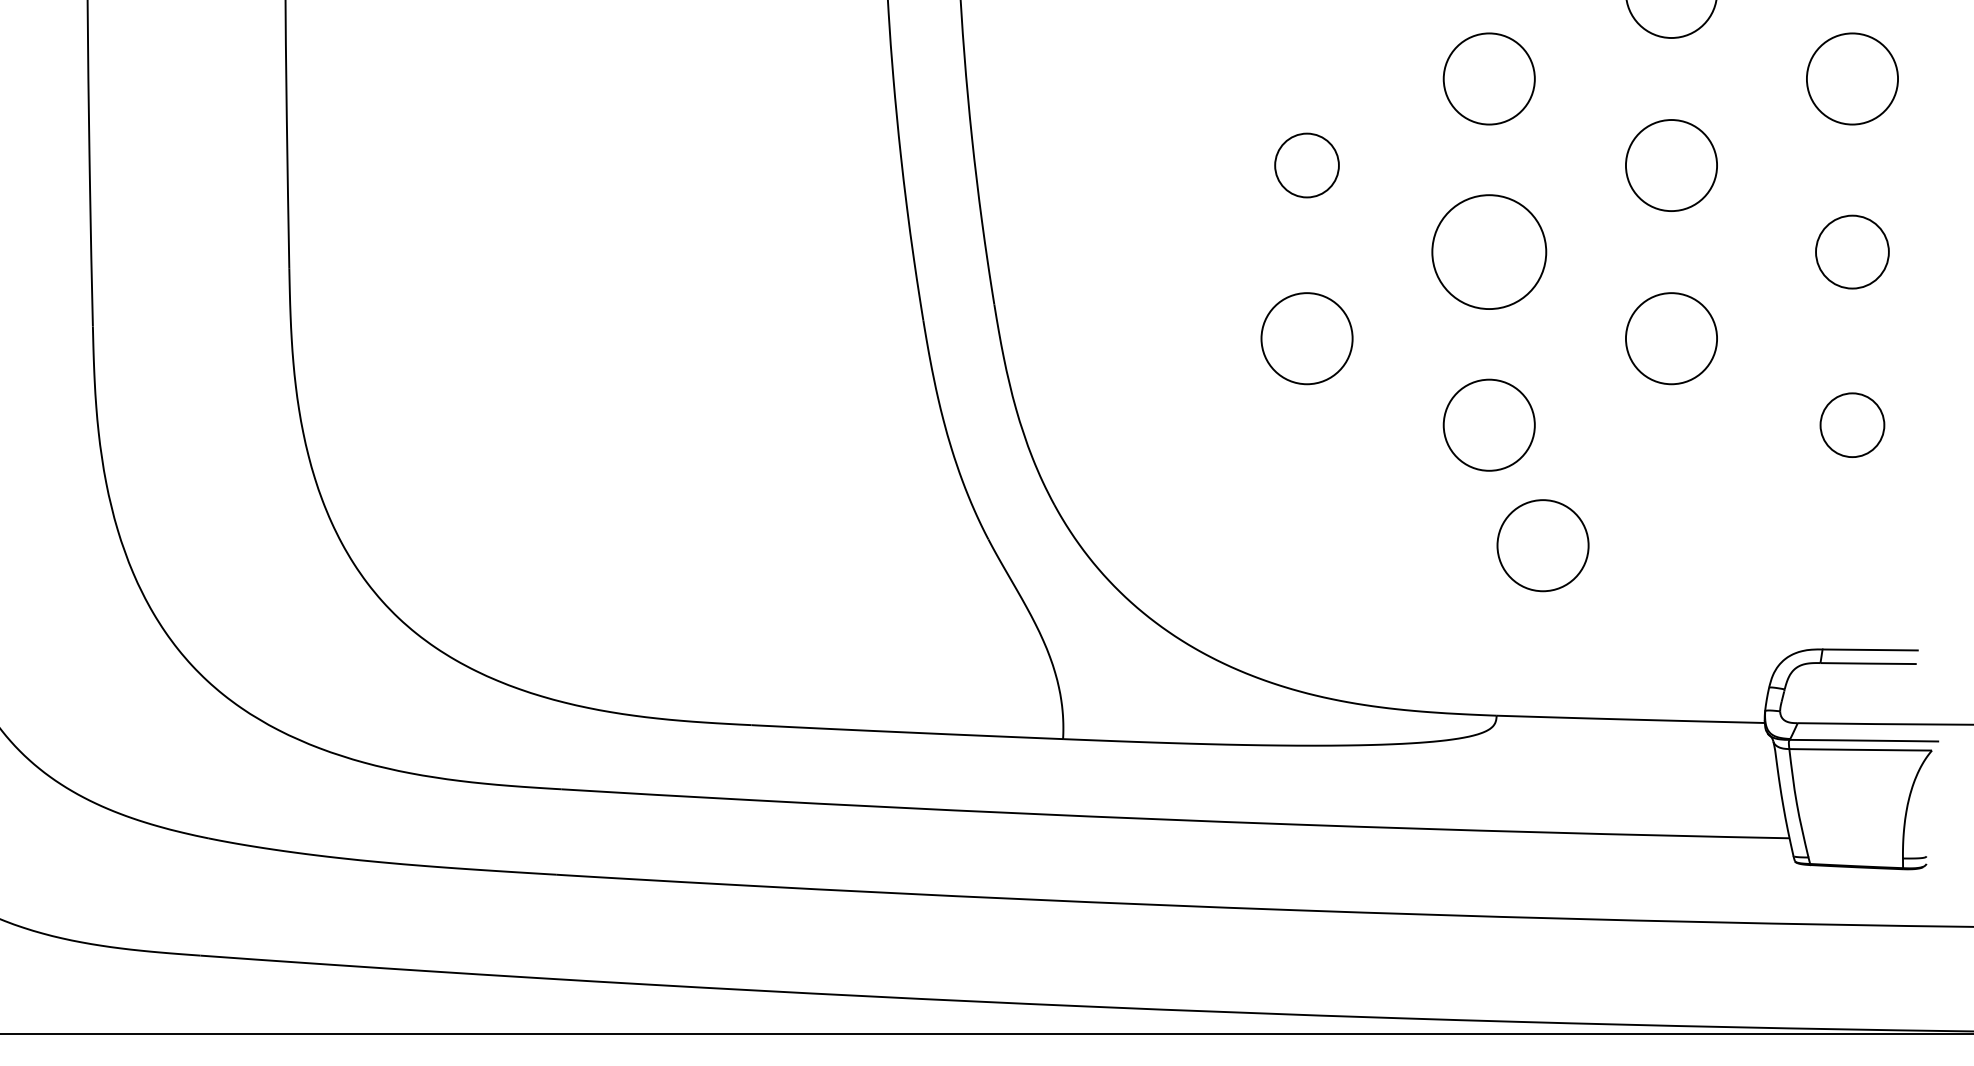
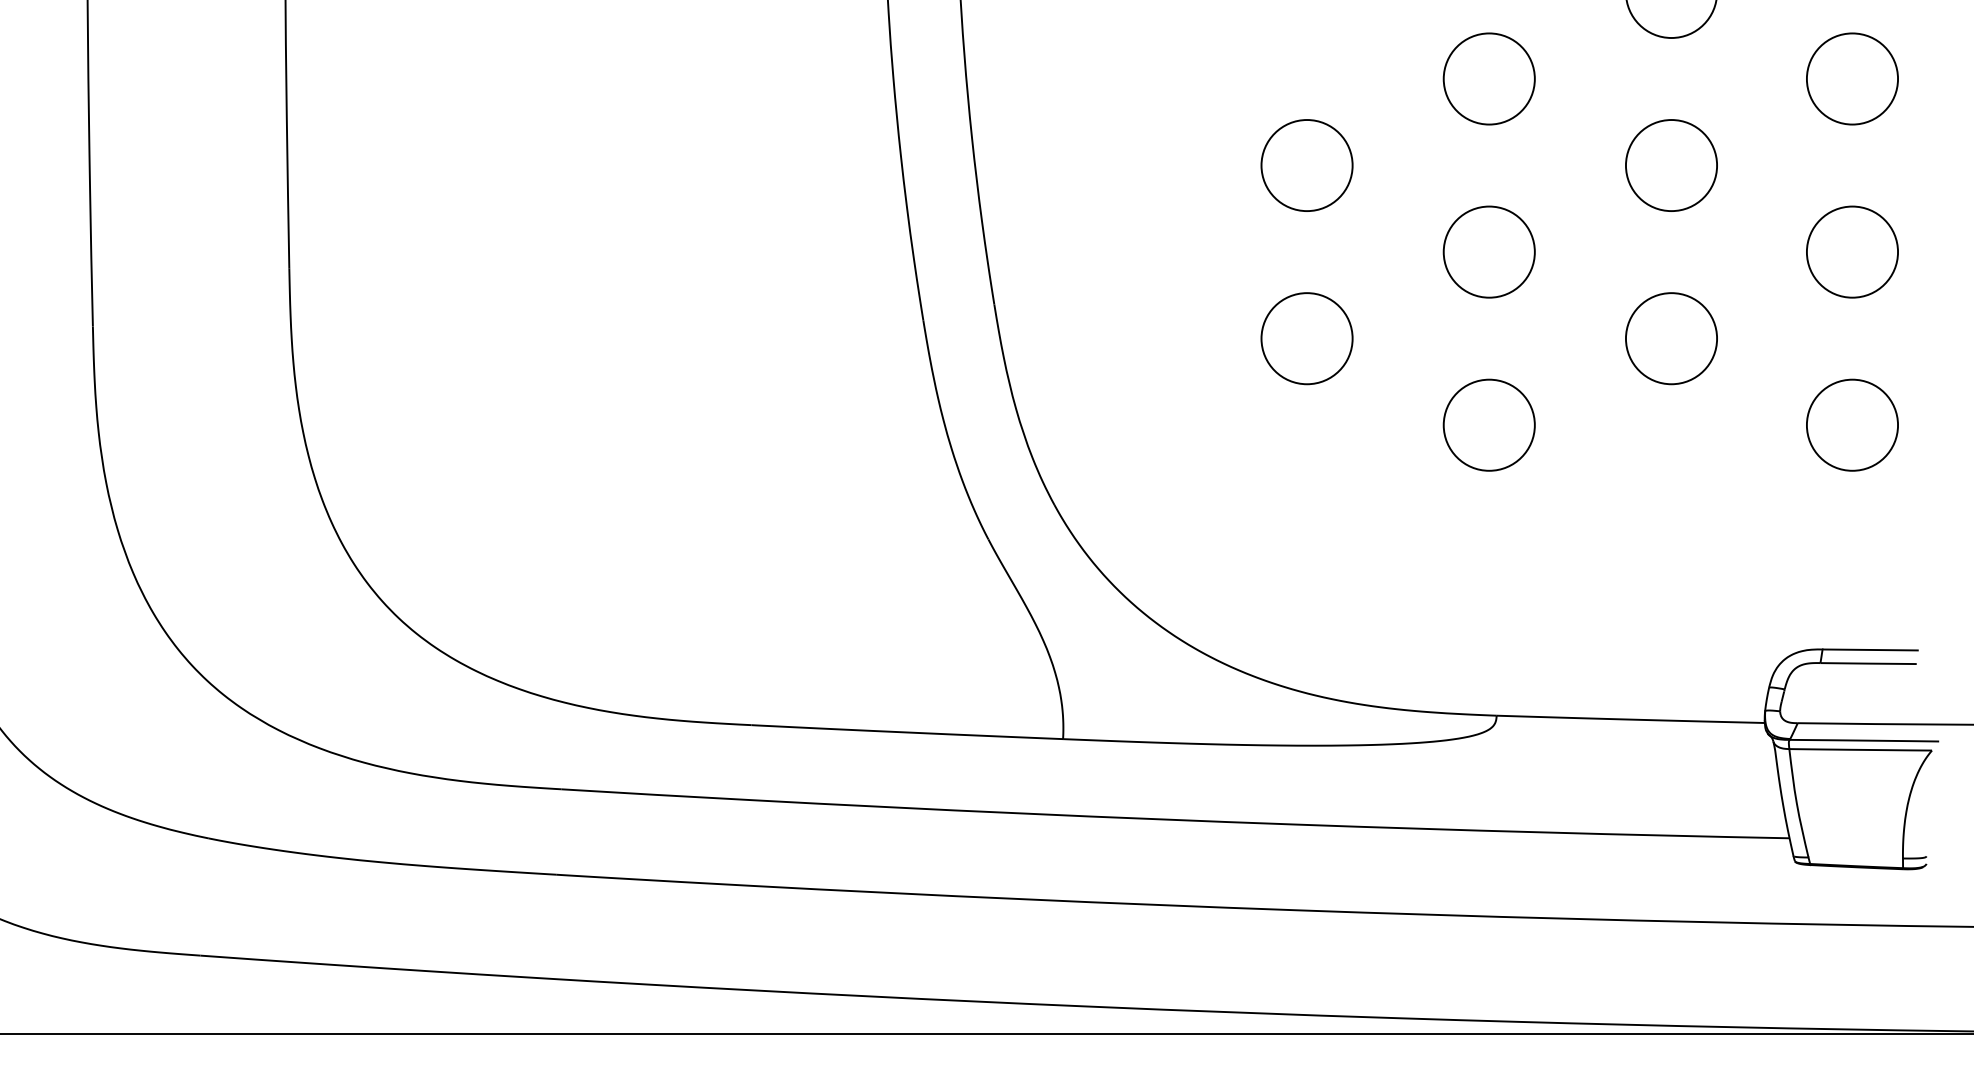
circle size: 66x67 px -> 94x93 px (1306, 165)
circle diameter: 73 px -> 91 px (1852, 251)
circle diameter: 114 px -> 91 px (1488, 251)
circle diameter: 64 px -> 91 px (1852, 424)
circle: present -> none (1542, 545)
